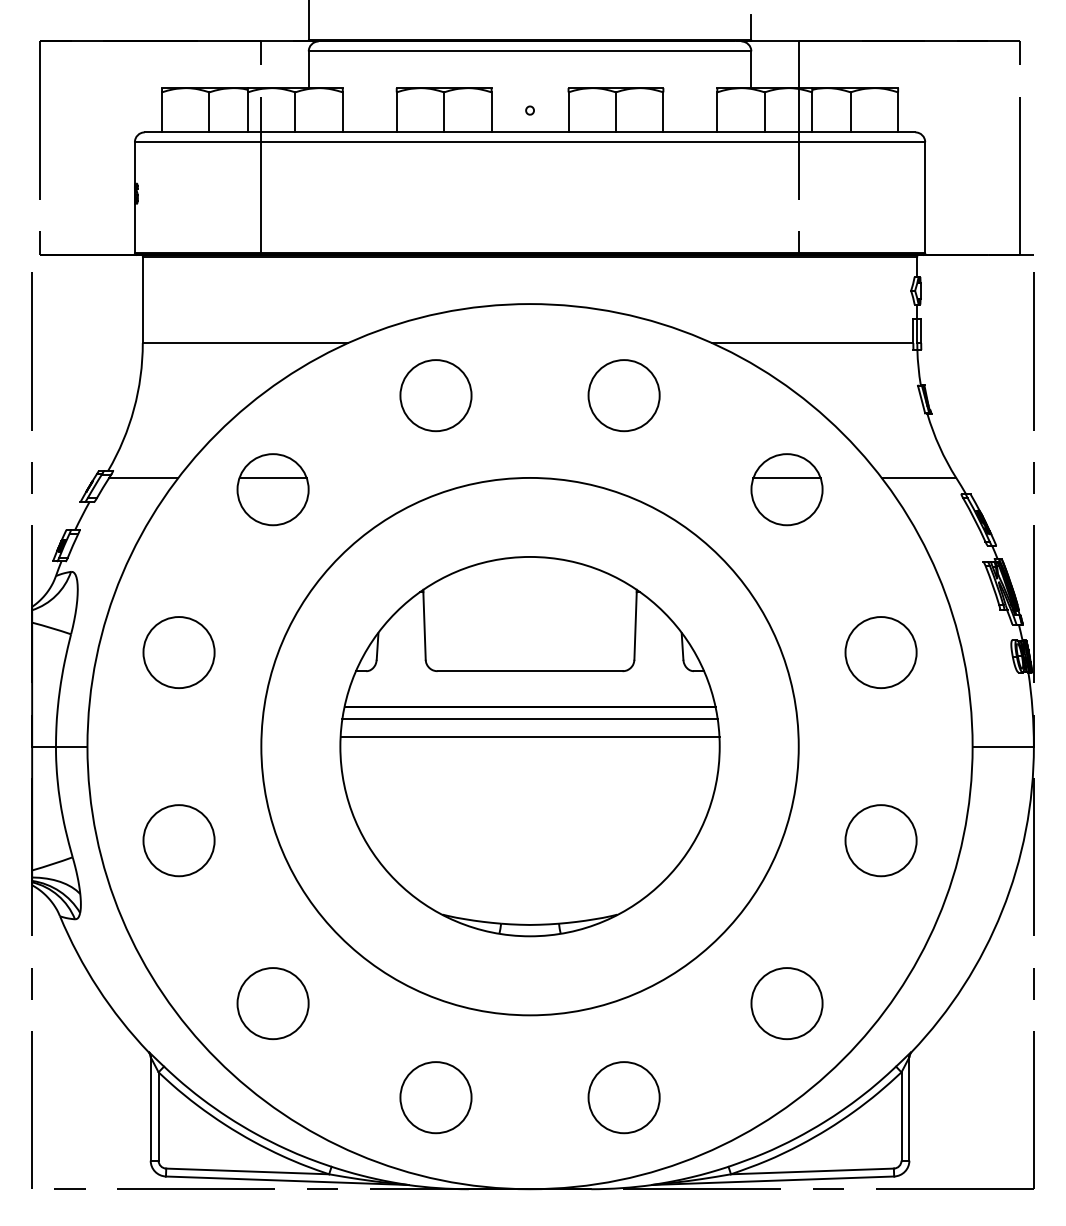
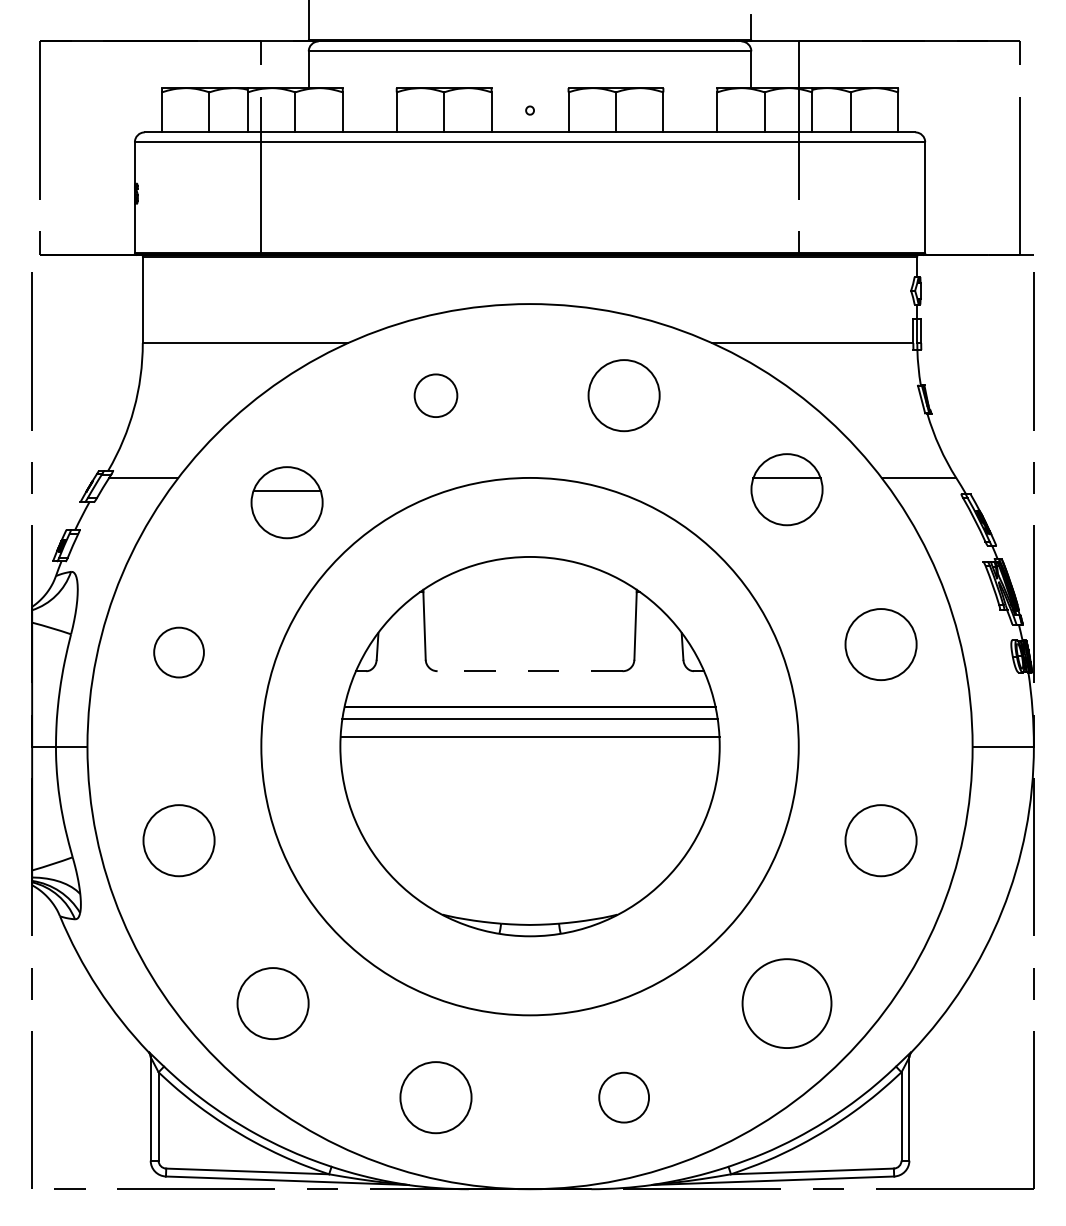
circle size: 74x74 px -> 46x45 px (435, 395)
part position: (272, 489) -> (286, 502) (286, 502)
circle diameter: 71 px -> 50 px (178, 652)
circle position: (880, 652) -> (880, 644) (880, 644)
line: solid -> dashed (529, 671)
circle diameter: 71 px -> 89 px (786, 1003)
circle diameter: 71 px -> 50 px (624, 1097)
